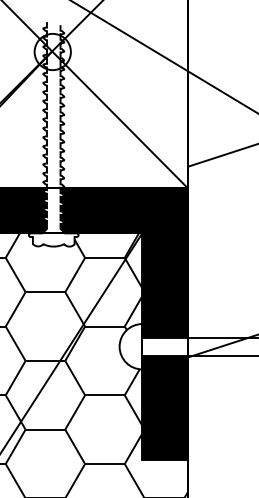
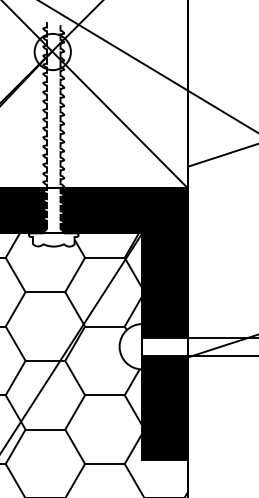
line position: (164, 57) -> (148, 66) (148, 66)
